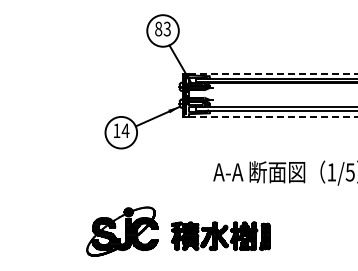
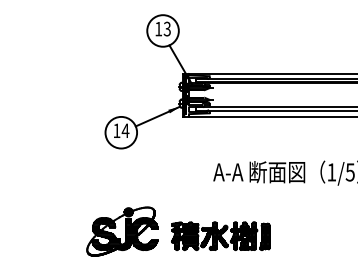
text: 83 -> 13 (158, 28)
line: dashed -> solid (273, 73)
line: dashed -> solid (273, 116)
